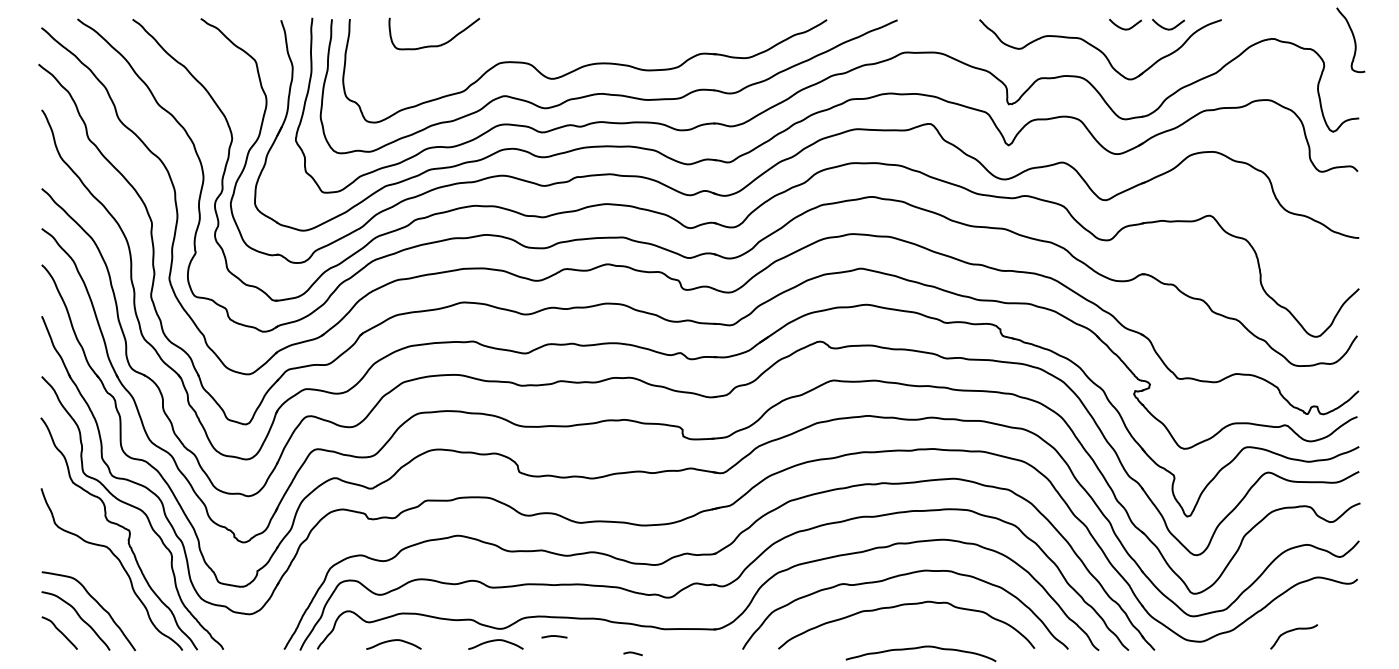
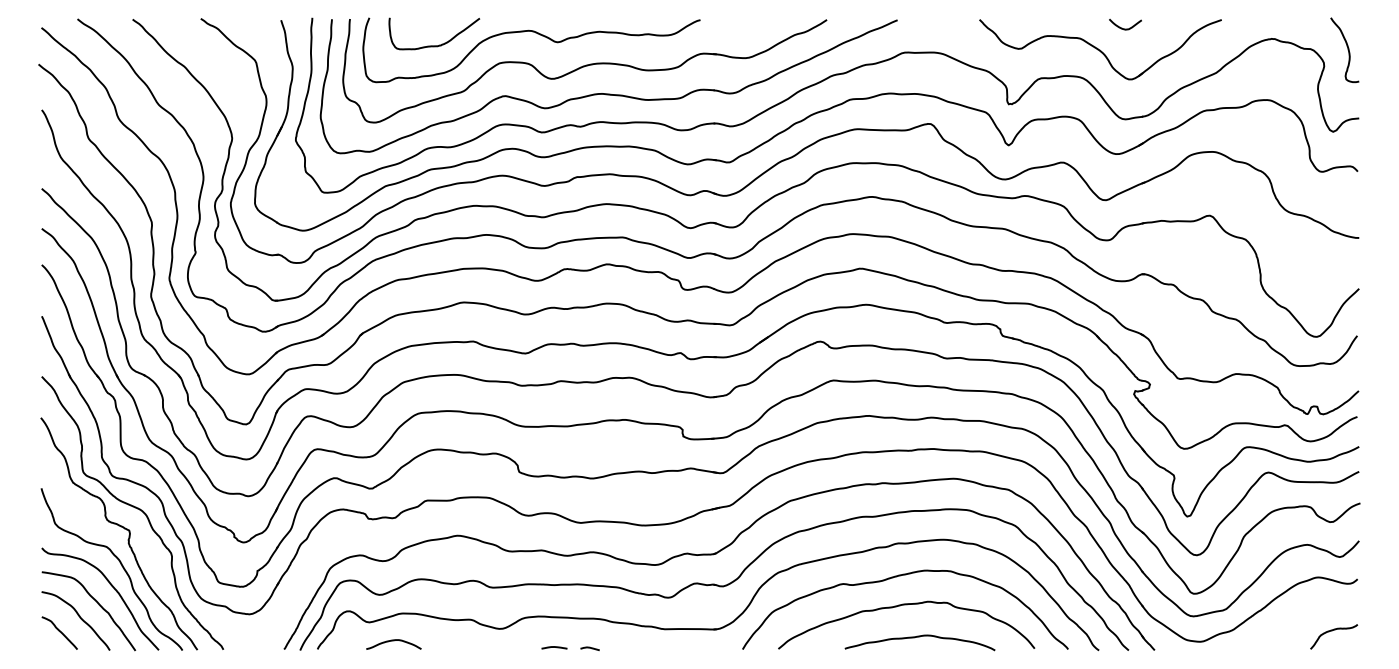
curve: present -> none (1168, 28)
curve: none -> present (537, 34)
curve position: (1353, 40) -> (1347, 50) (1347, 50)
curve: none -> present (111, 586)
curve position: (1292, 631) -> (1332, 631) (1332, 631)
line position: (554, 636) -> (554, 647) (554, 647)
curve: present -> none (495, 641)
curve position: (920, 648) -> (919, 637) (919, 637)
curve position: (632, 653) -> (589, 648) (589, 648)
